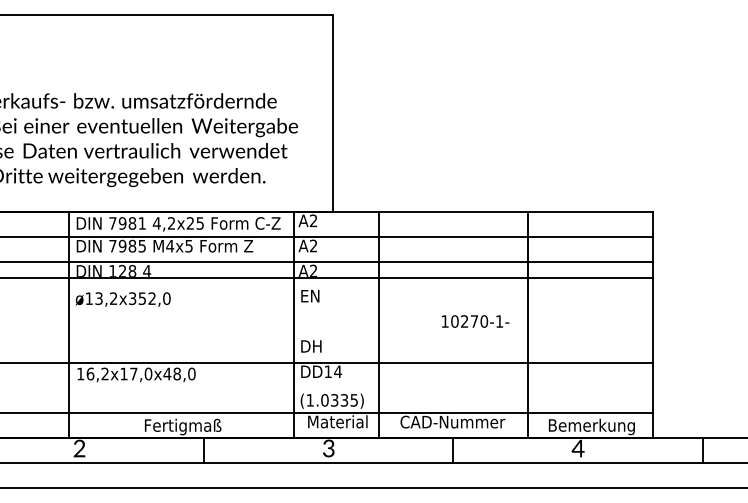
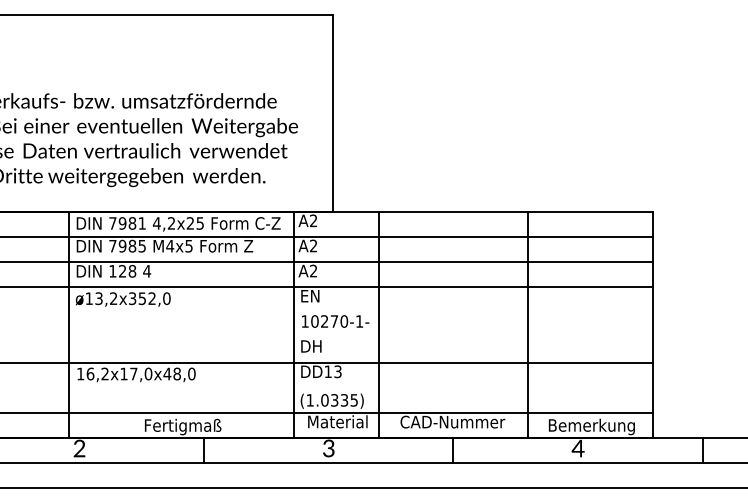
line position: (327, 278) -> (327, 287) (327, 287)
text position: (475, 321) -> (335, 321) (335, 321)
text: DD14 -> DD13 (338, 371)
